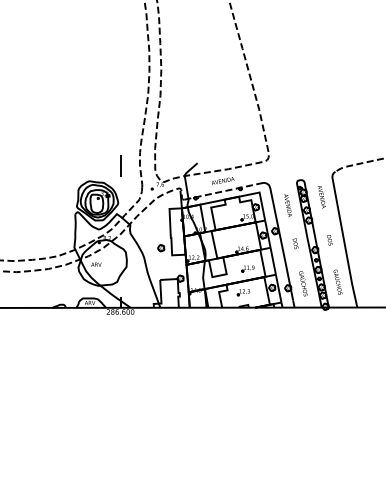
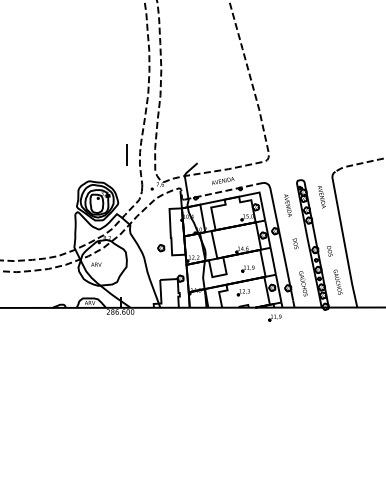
line position: (120, 165) -> (126, 154) (126, 154)
text position: (329, 240) -> (329, 251) (329, 251)
part: none -> present (274, 317)
